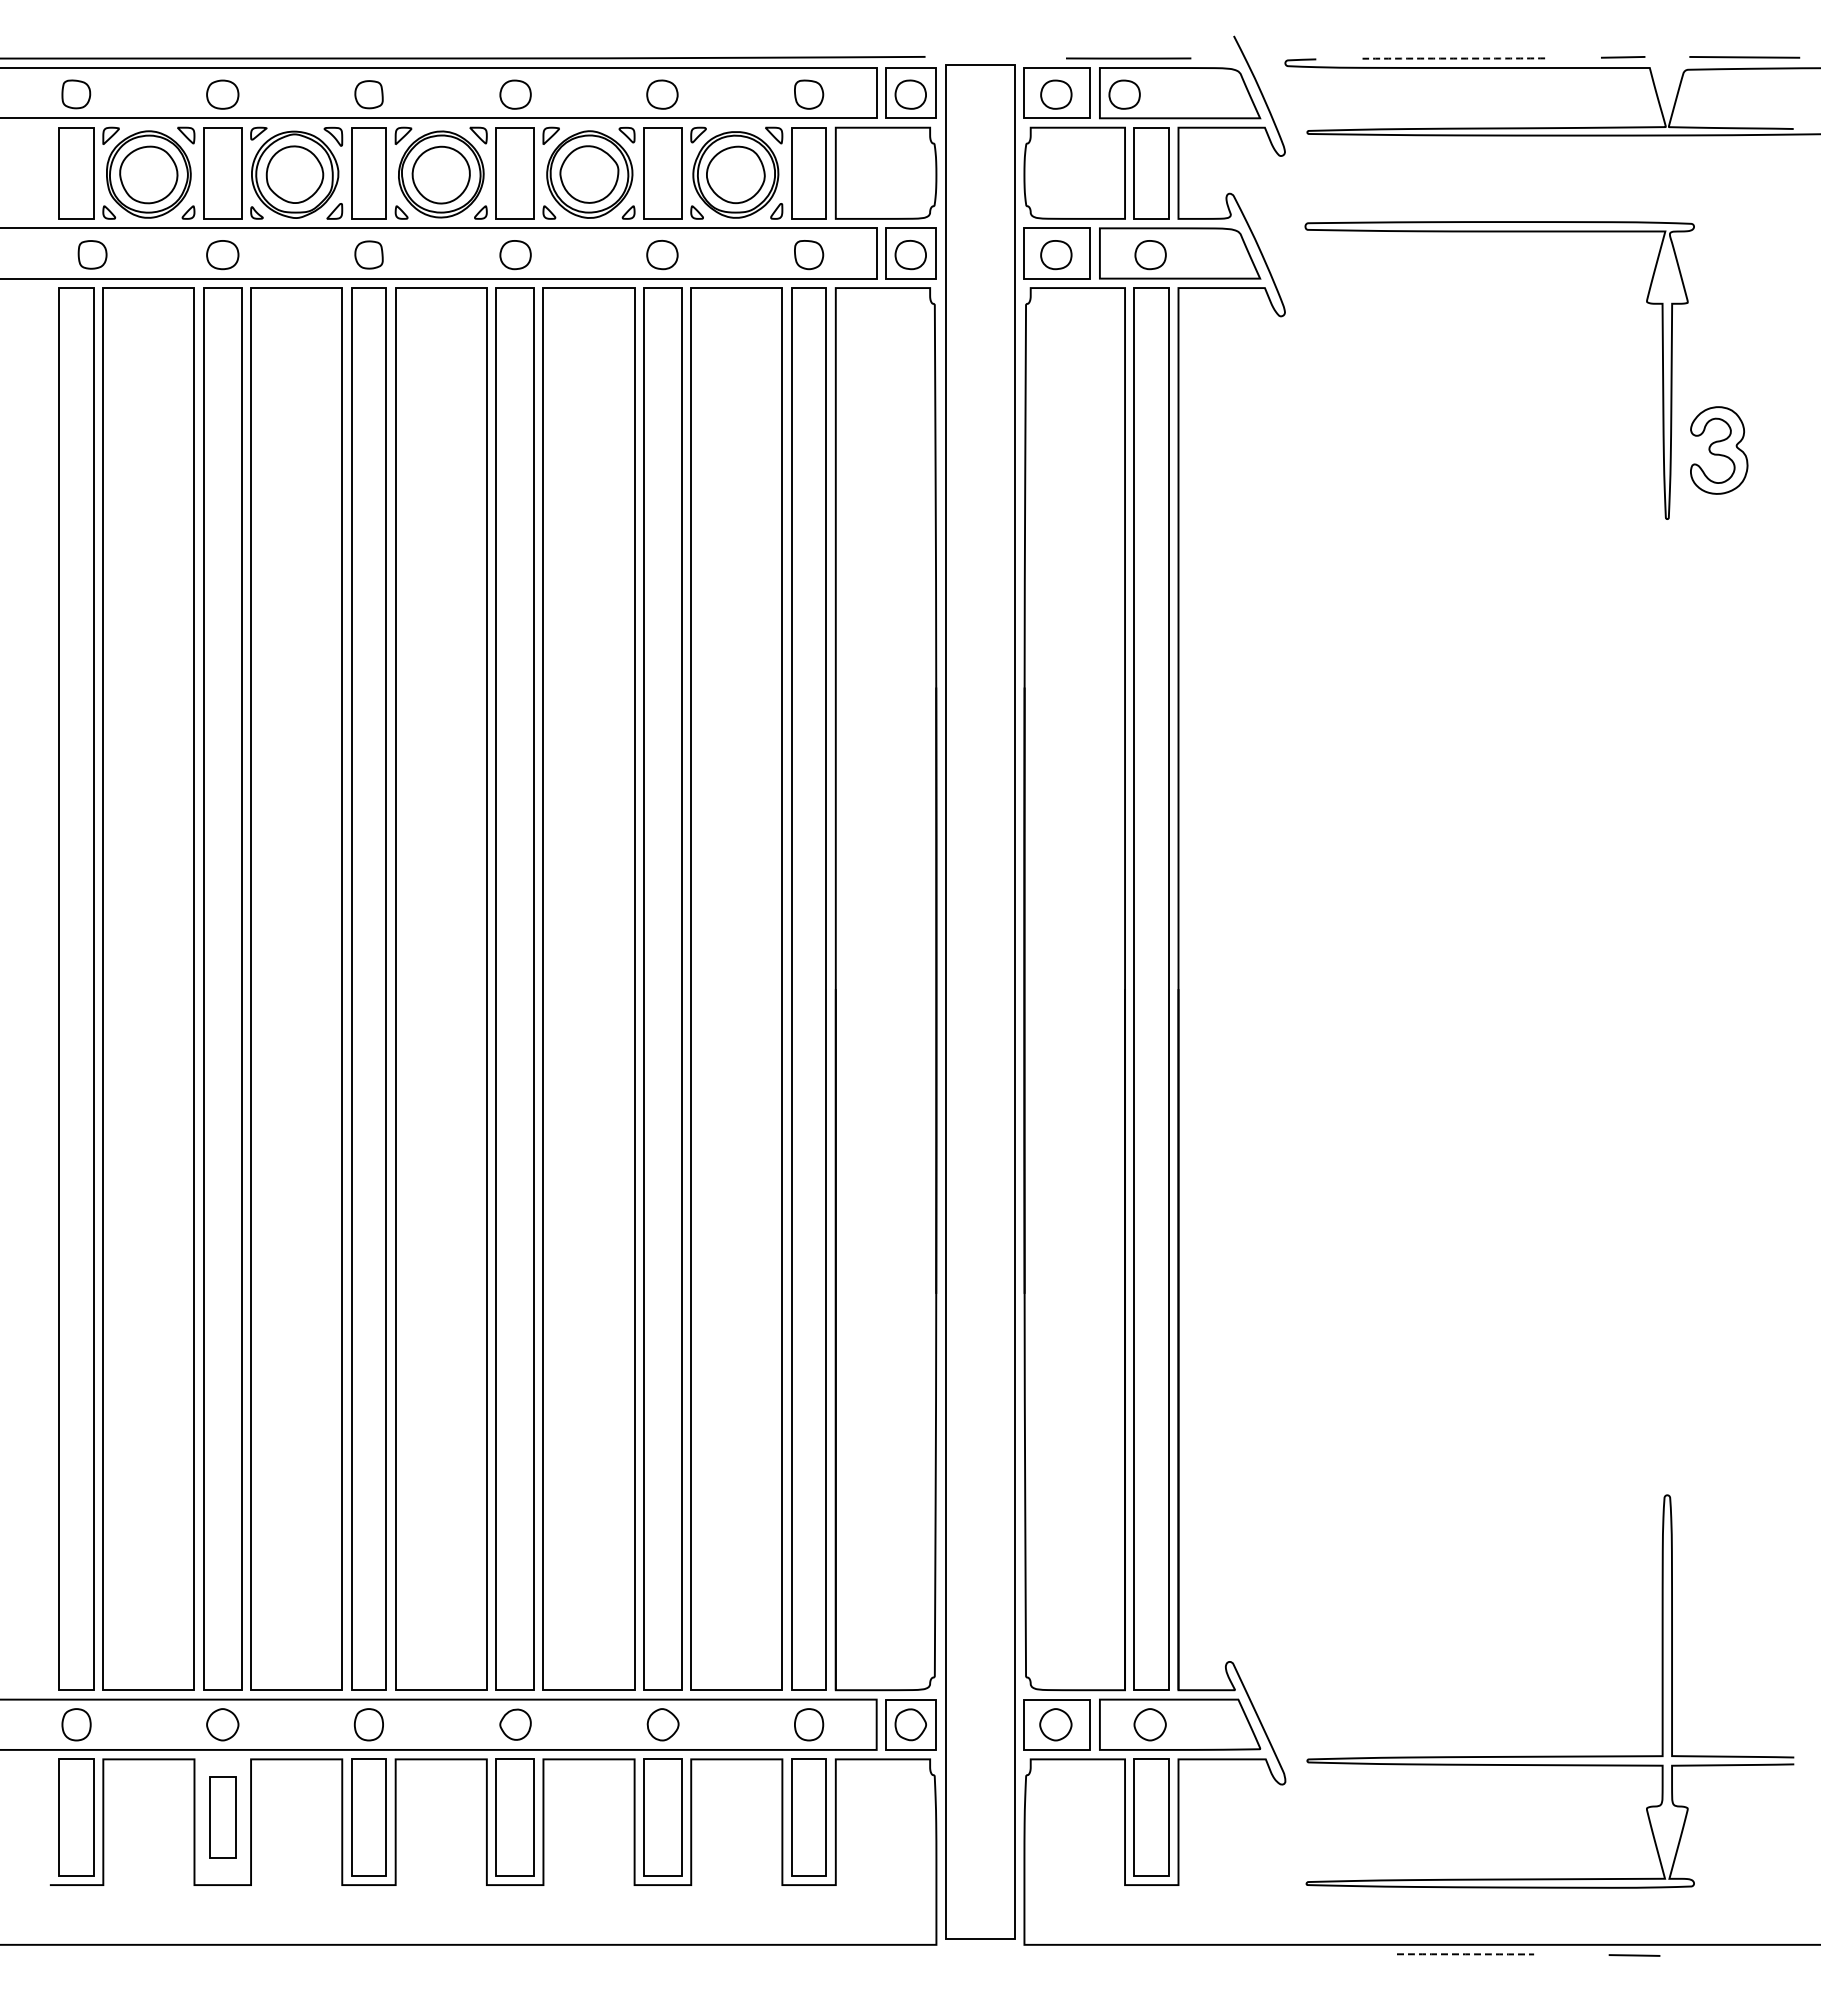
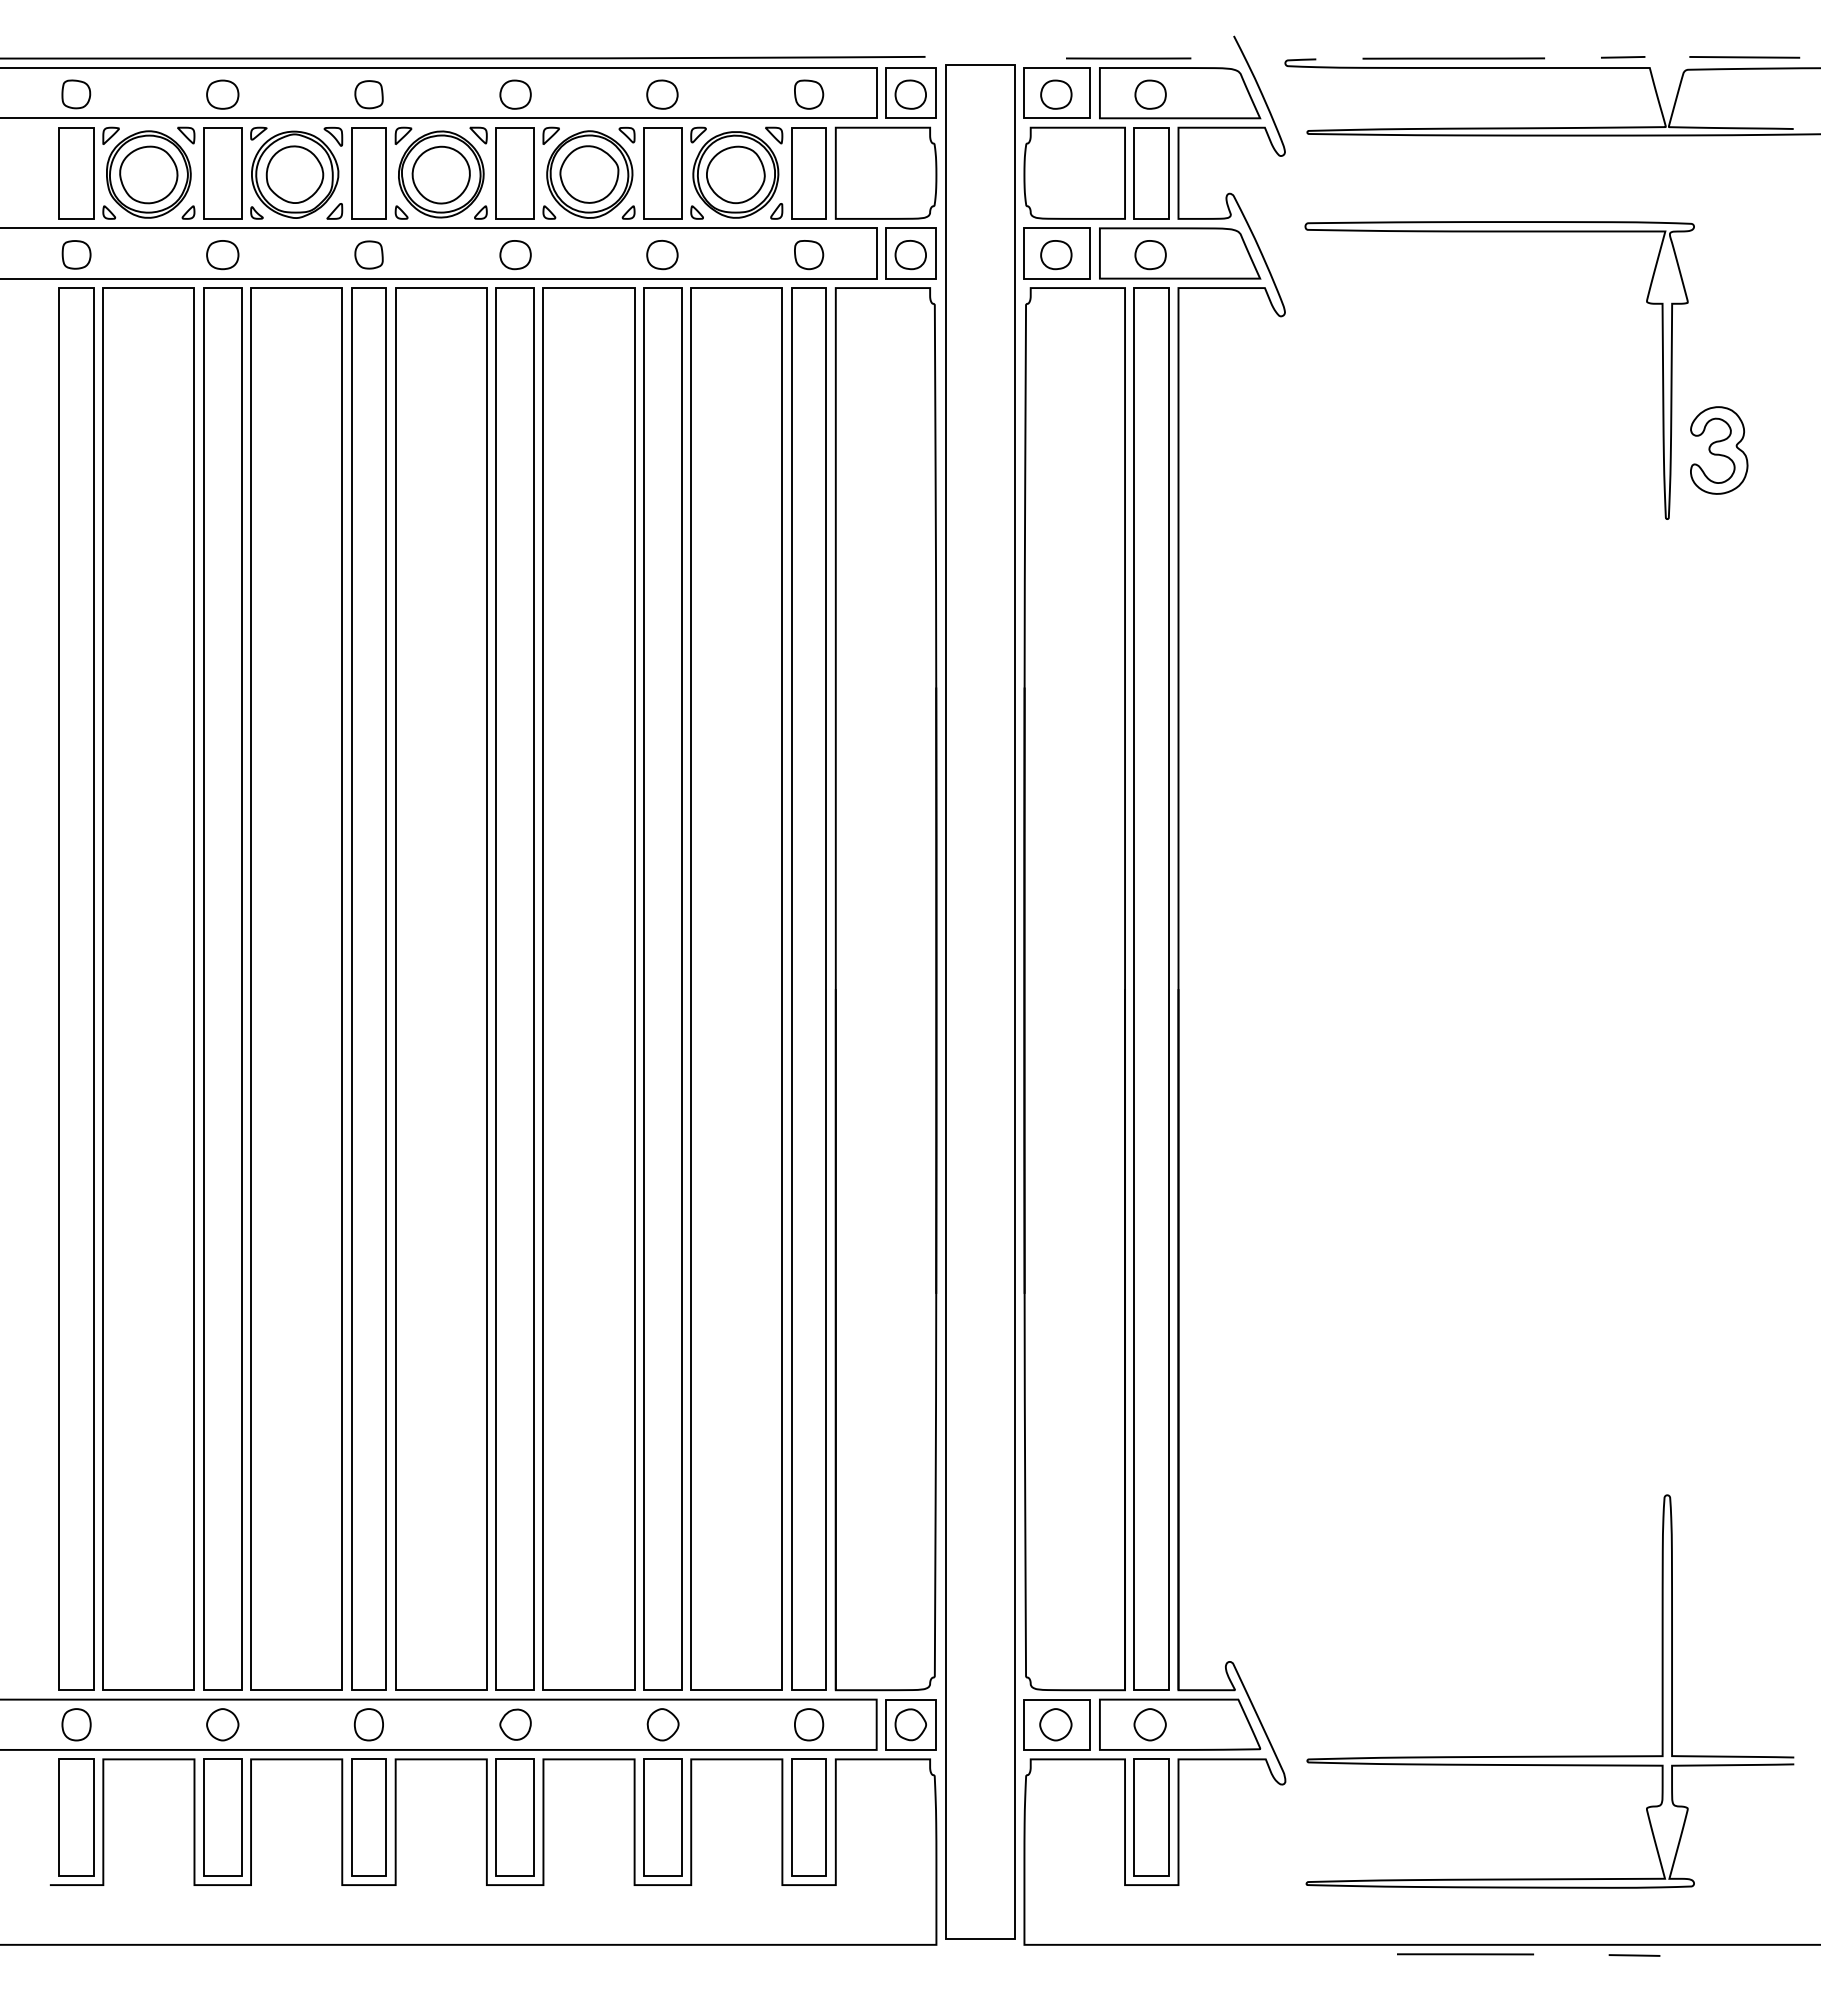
line: dashed -> solid (1454, 58)
part position: (1124, 94) -> (1150, 94) (1150, 94)
part position: (92, 254) -> (76, 254) (76, 254)
part size: 28x83 px -> 40x119 px (222, 1817)
line: dashed -> solid (1465, 1954)
